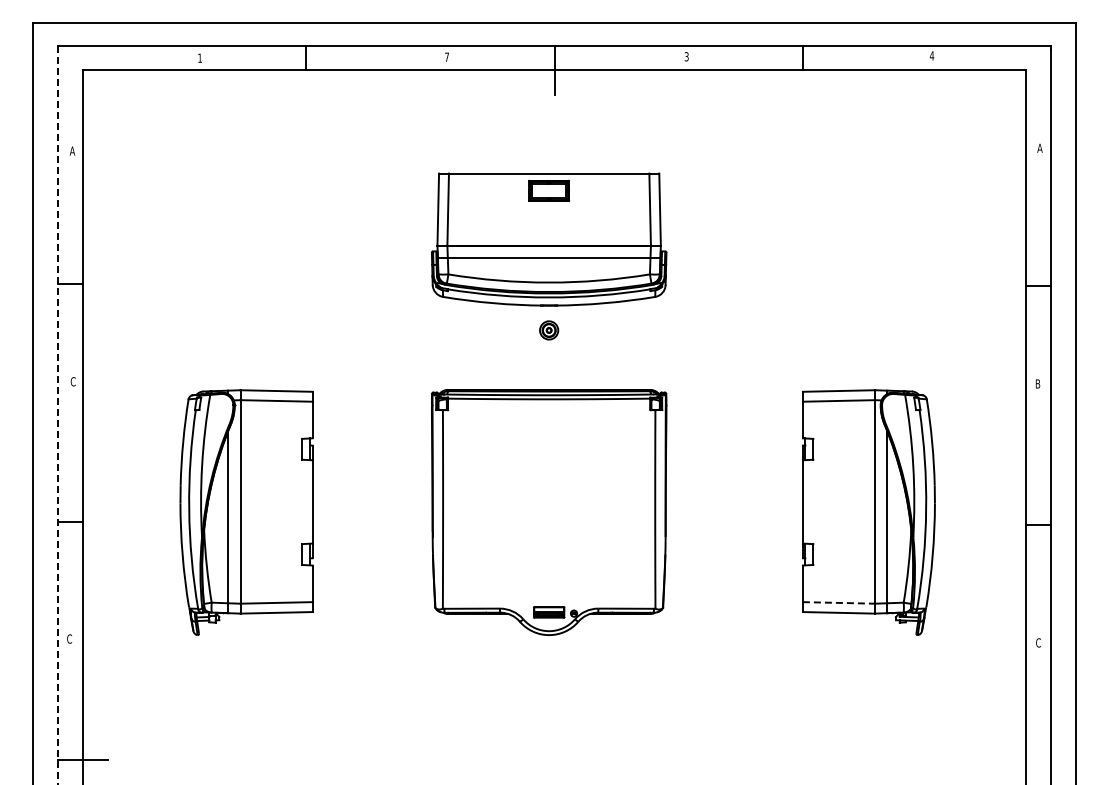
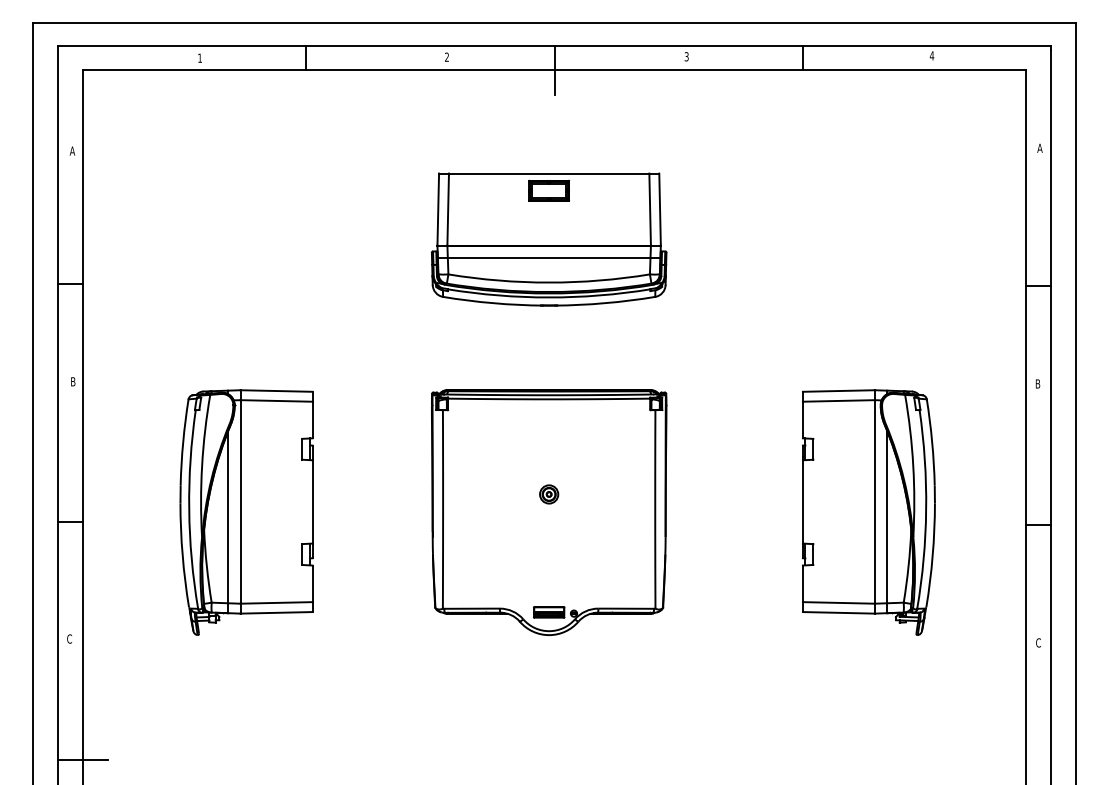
text: 7 -> 2 (446, 56)
part position: (549, 330) -> (549, 494) (549, 494)
text: C -> B (72, 381)
line: dashed -> solid (58, 415)
line: dashed -> solid (838, 602)
